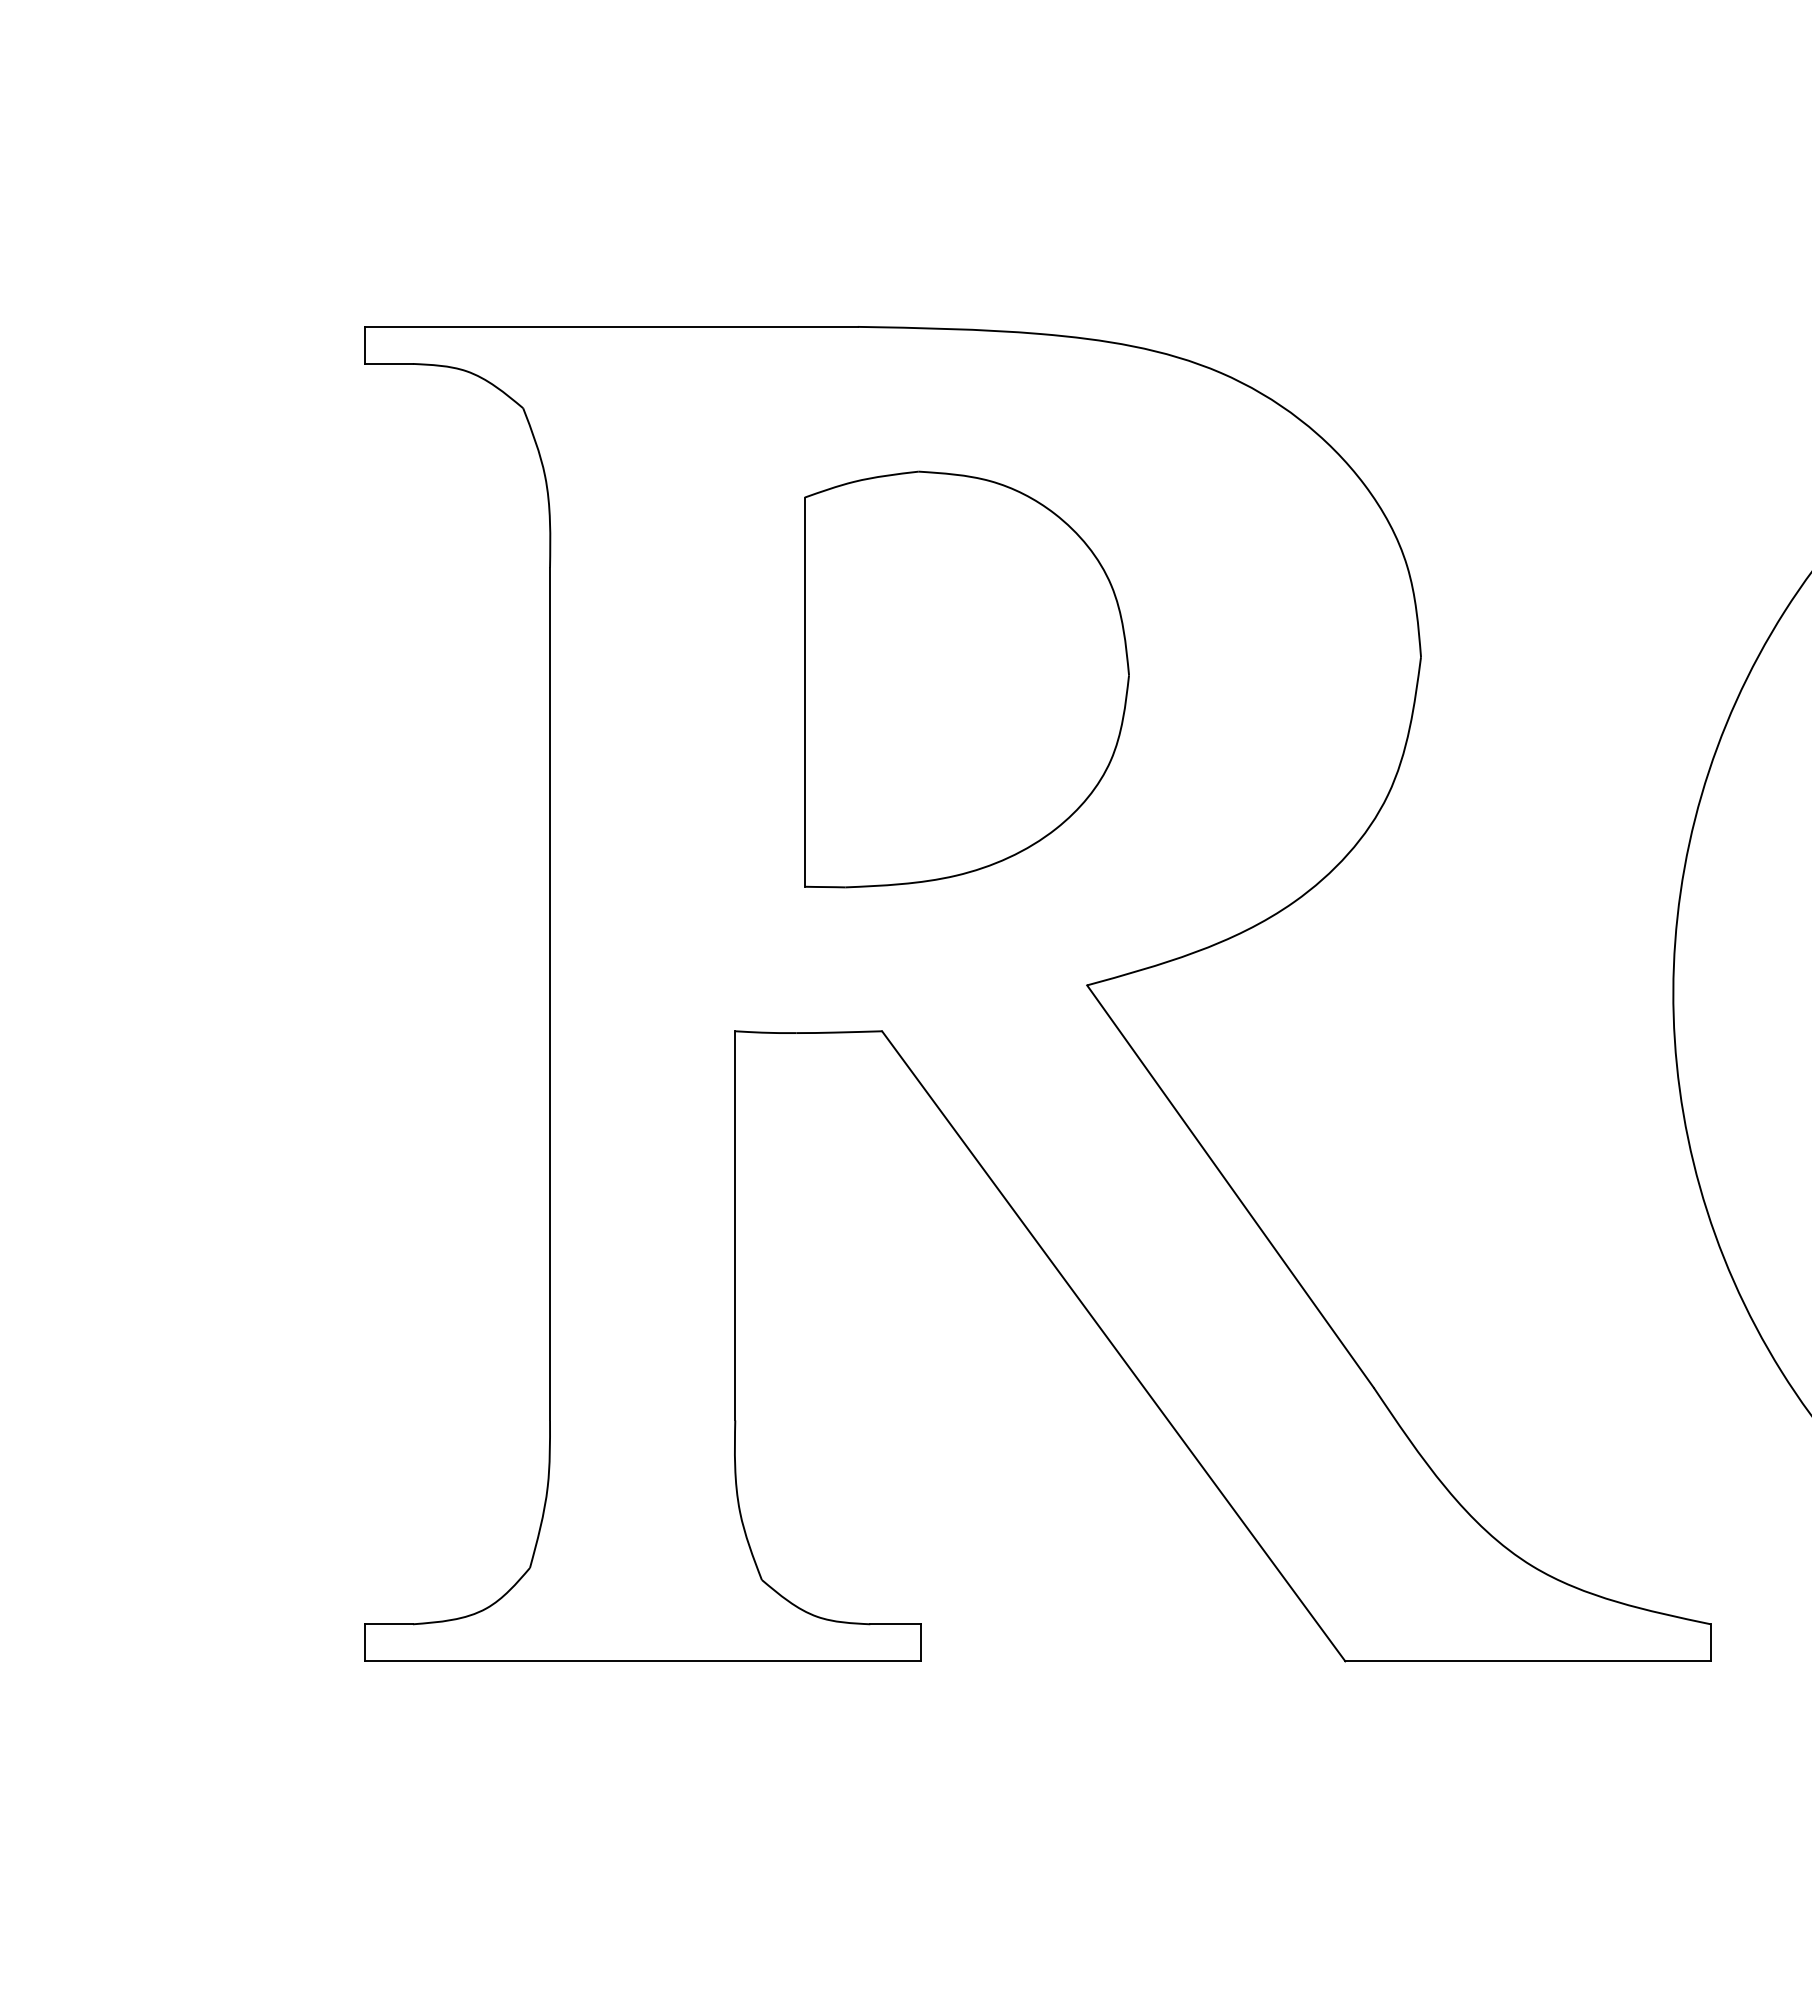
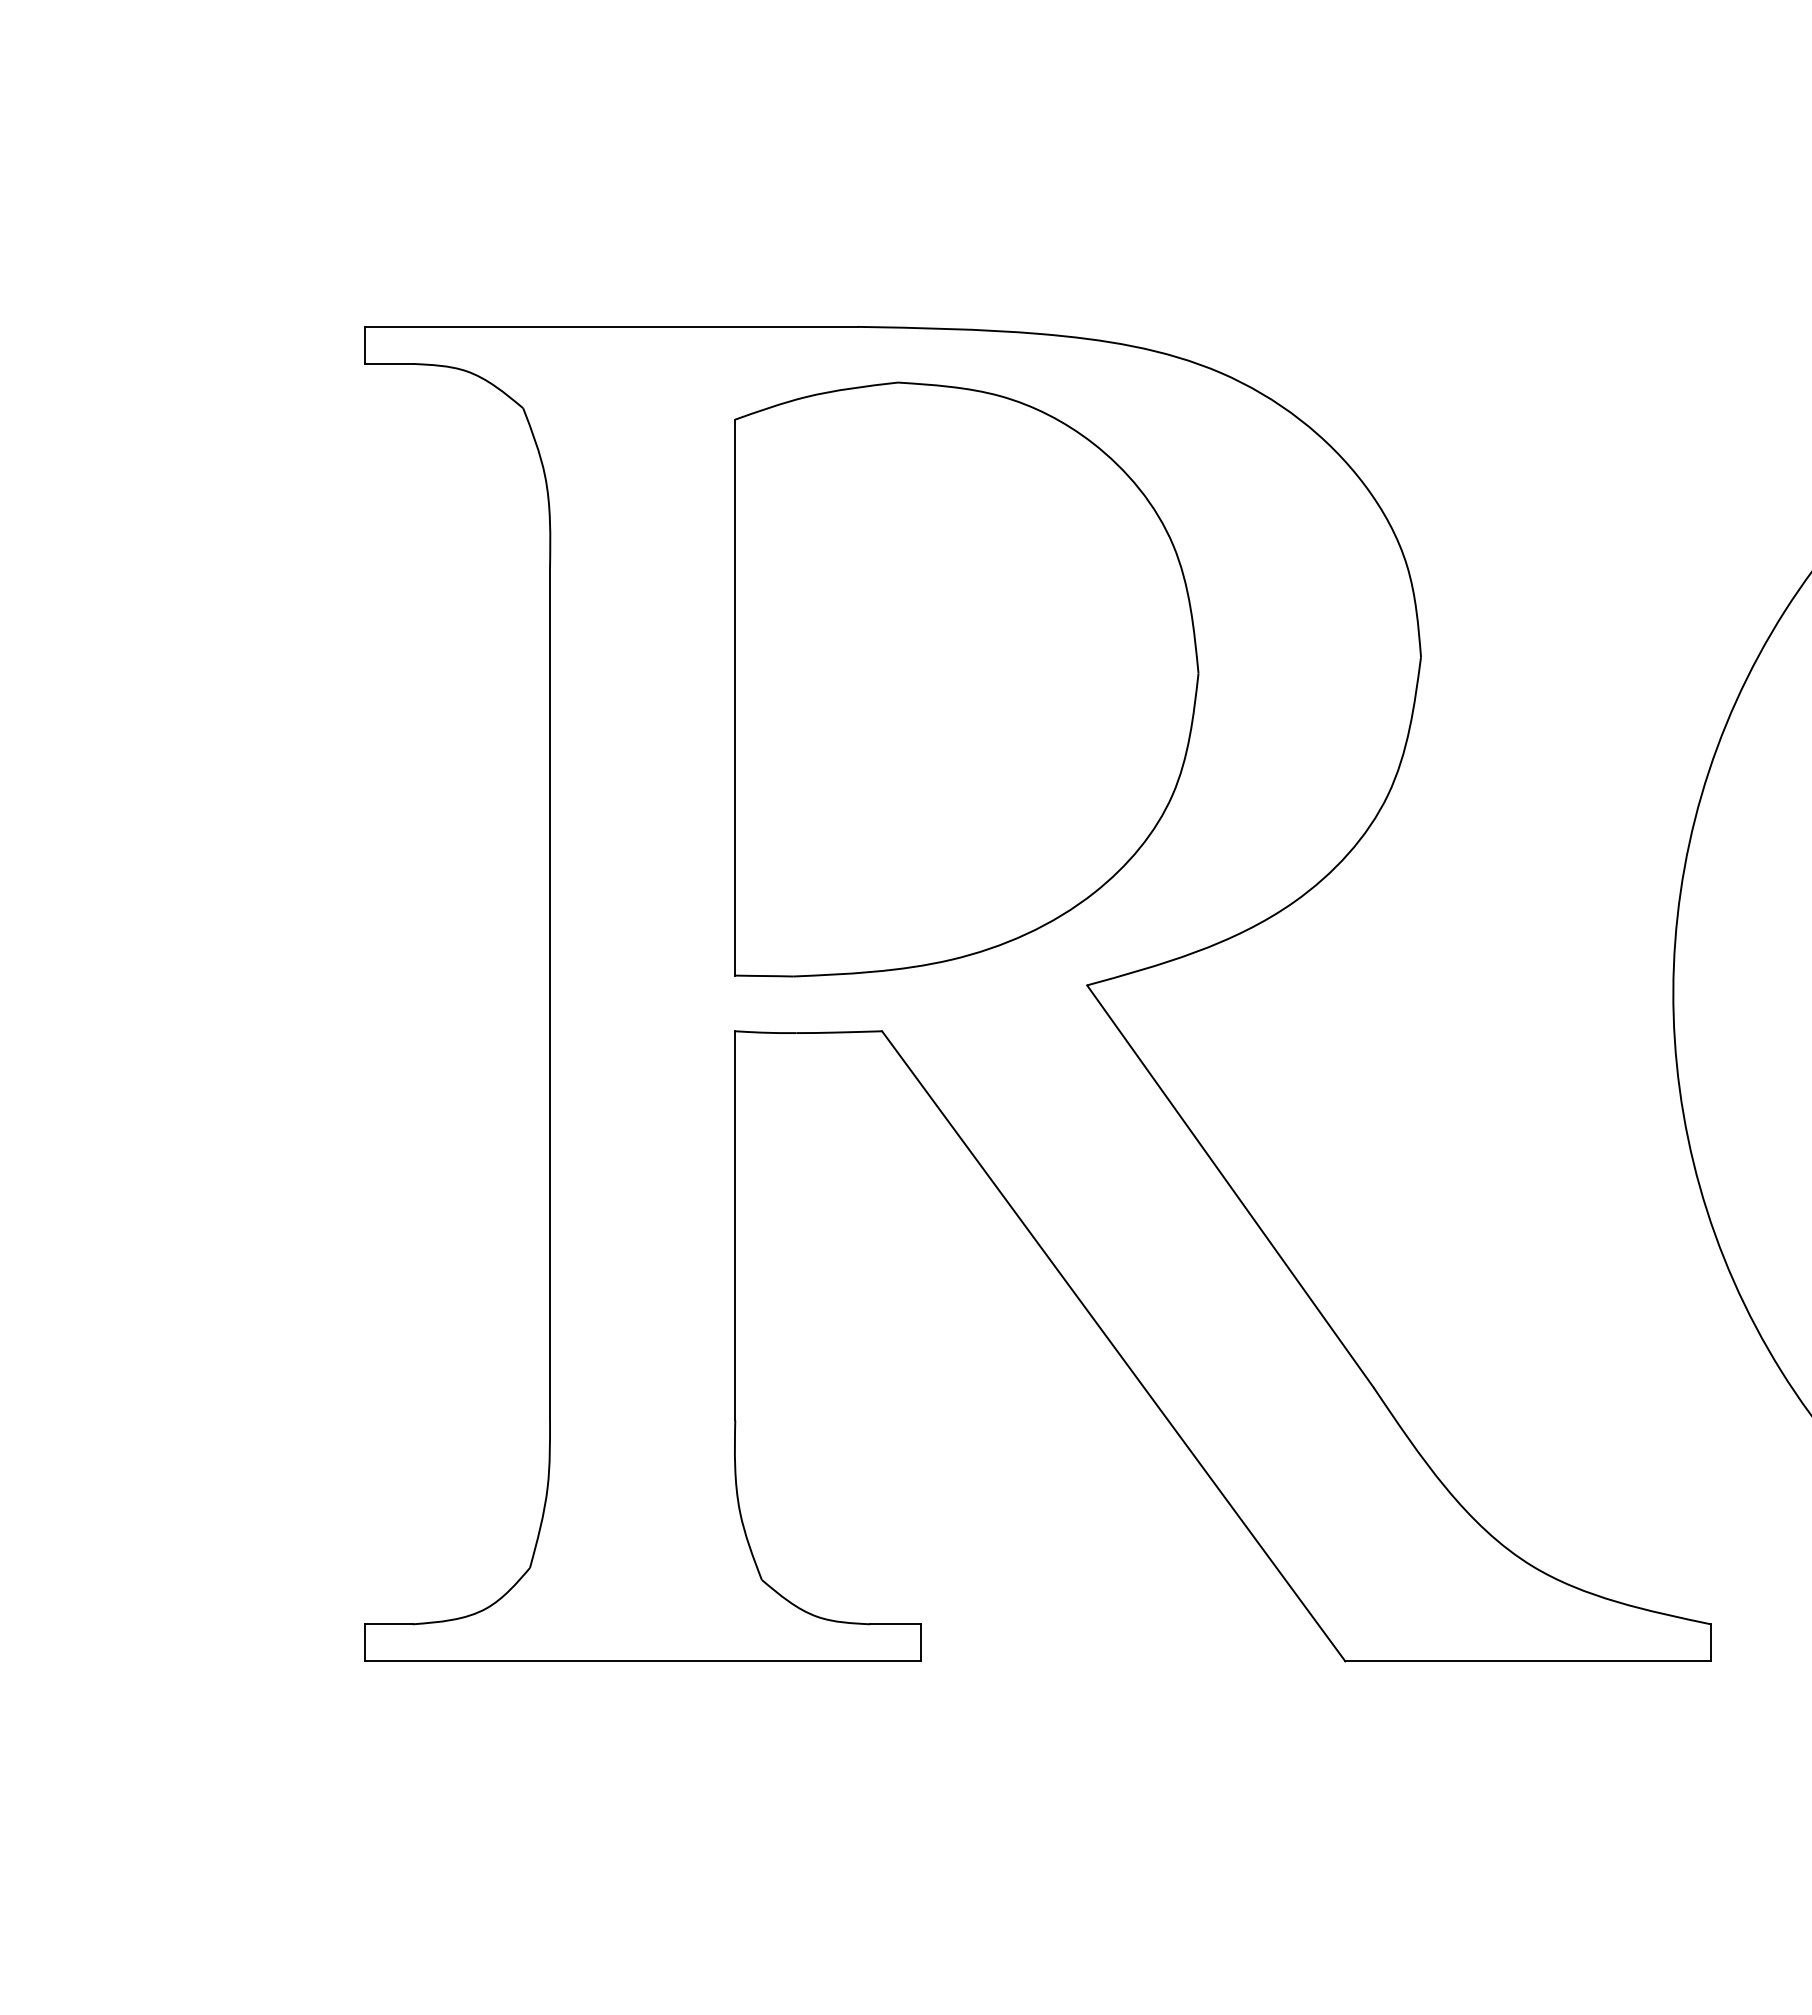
part size: 326x419 px -> 466x597 px (966, 679)
